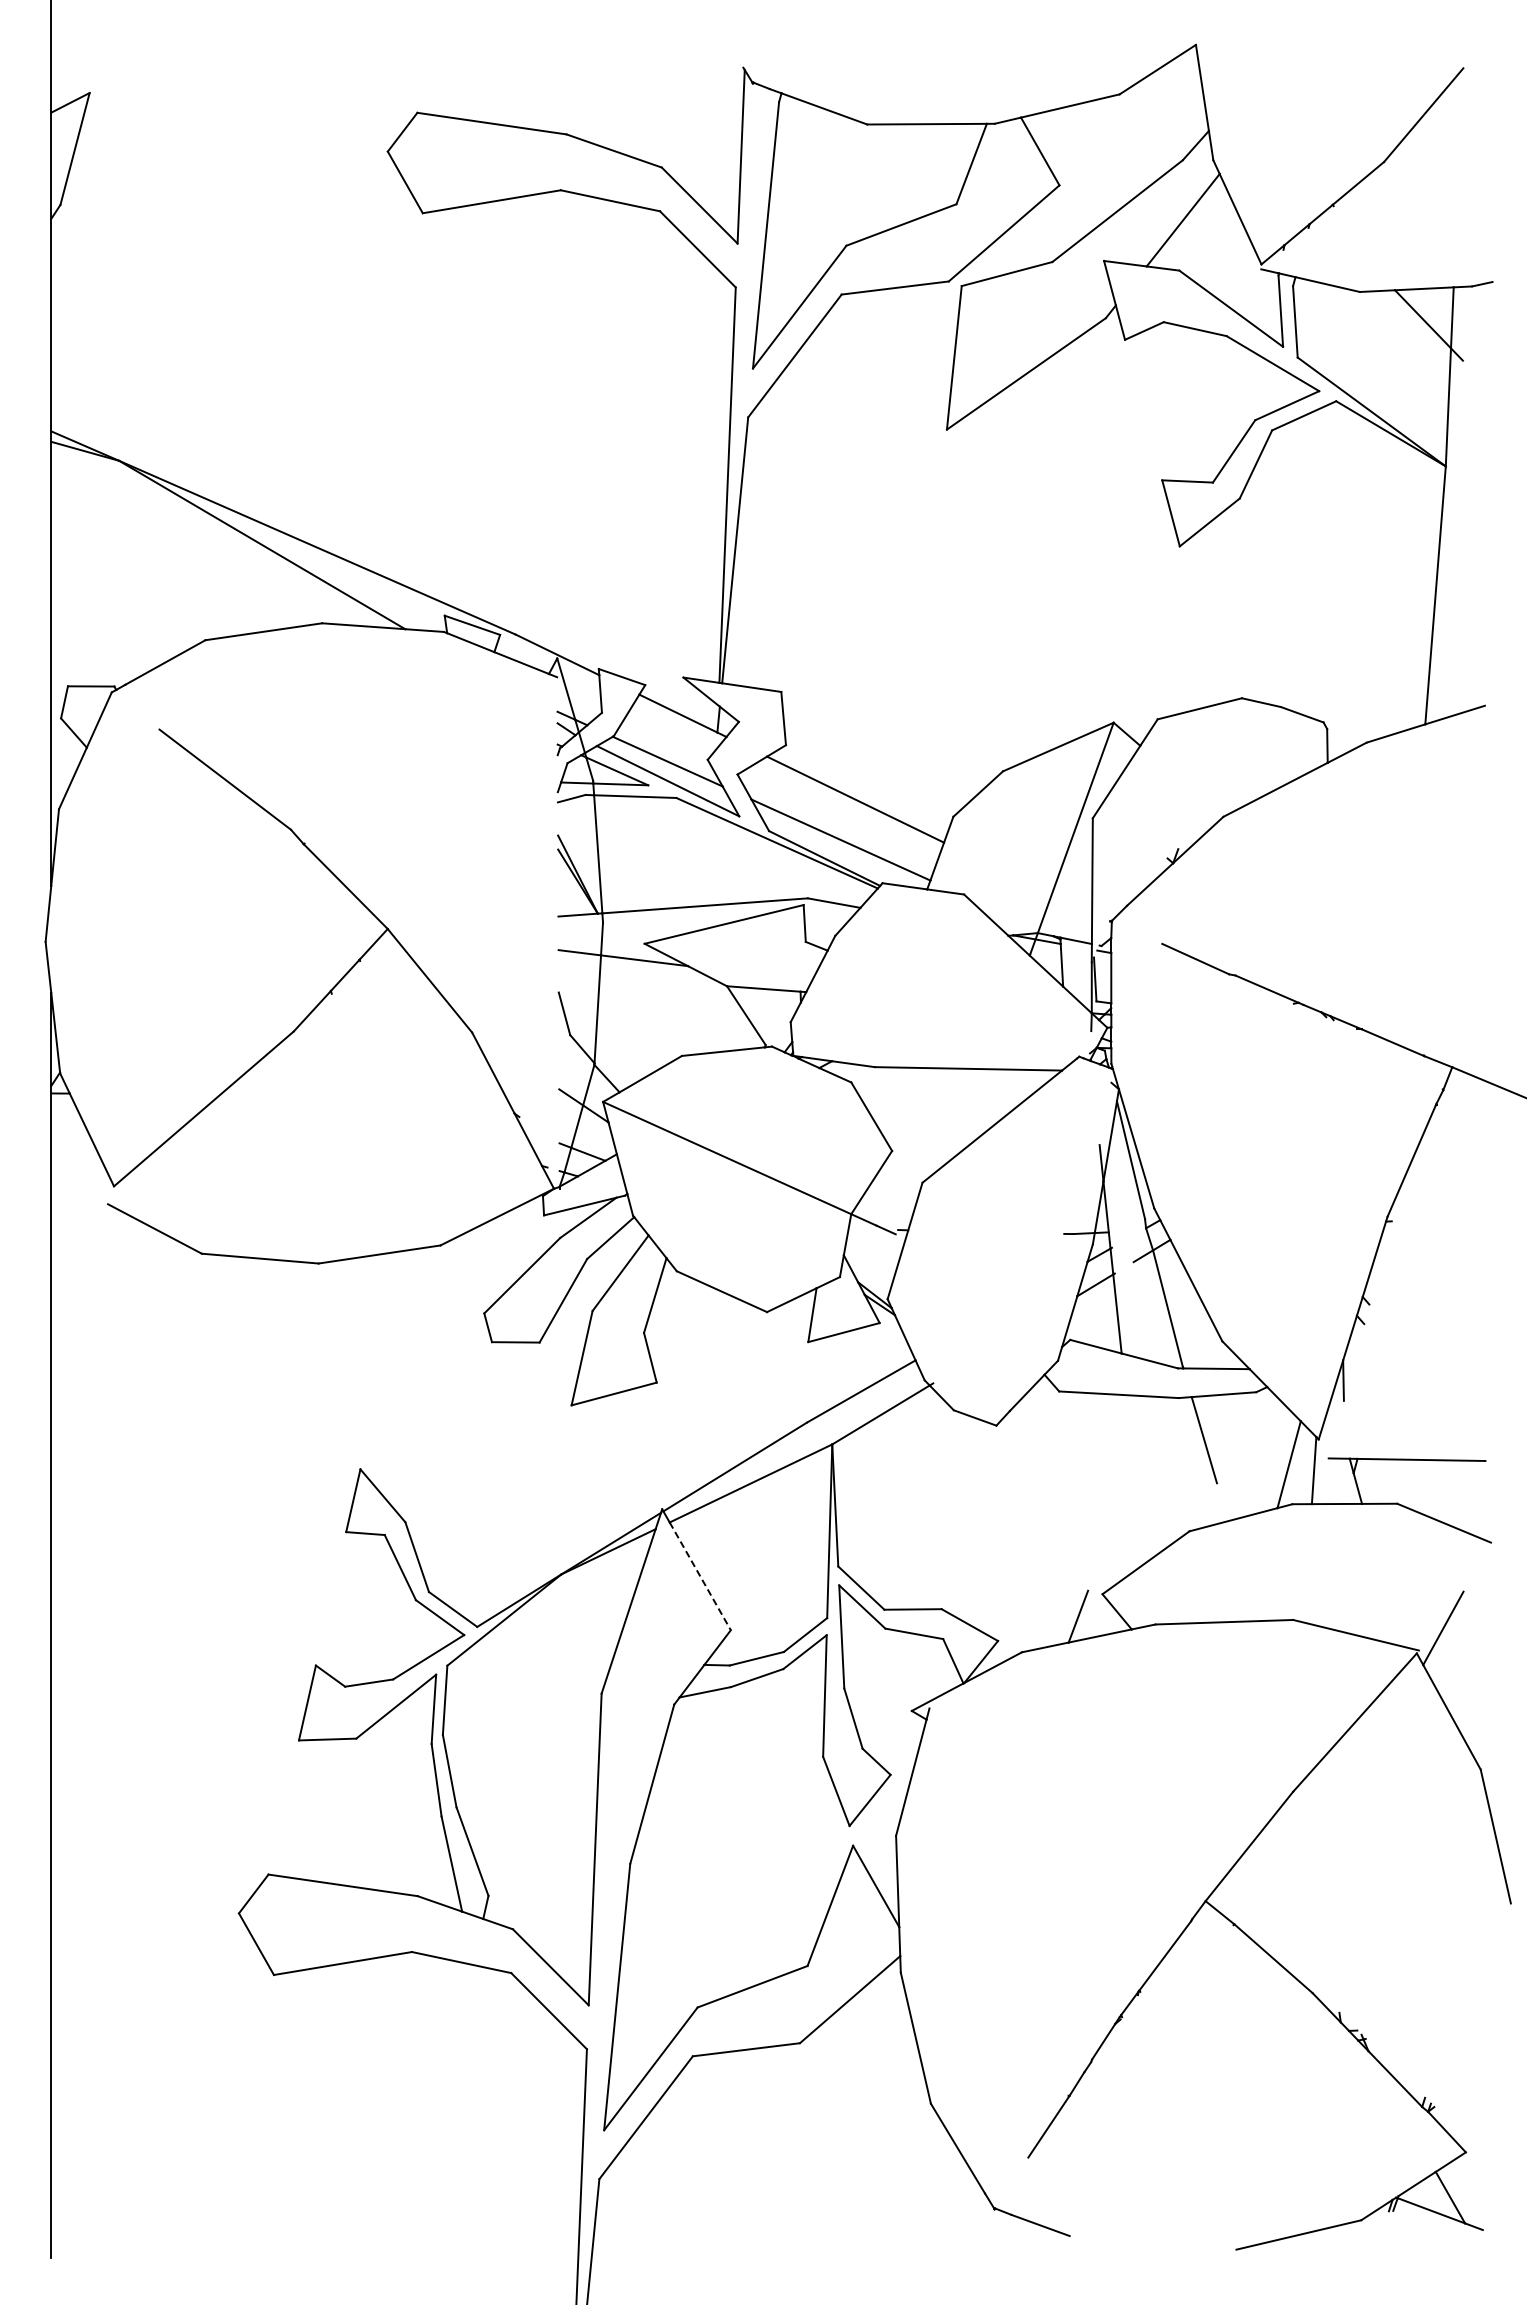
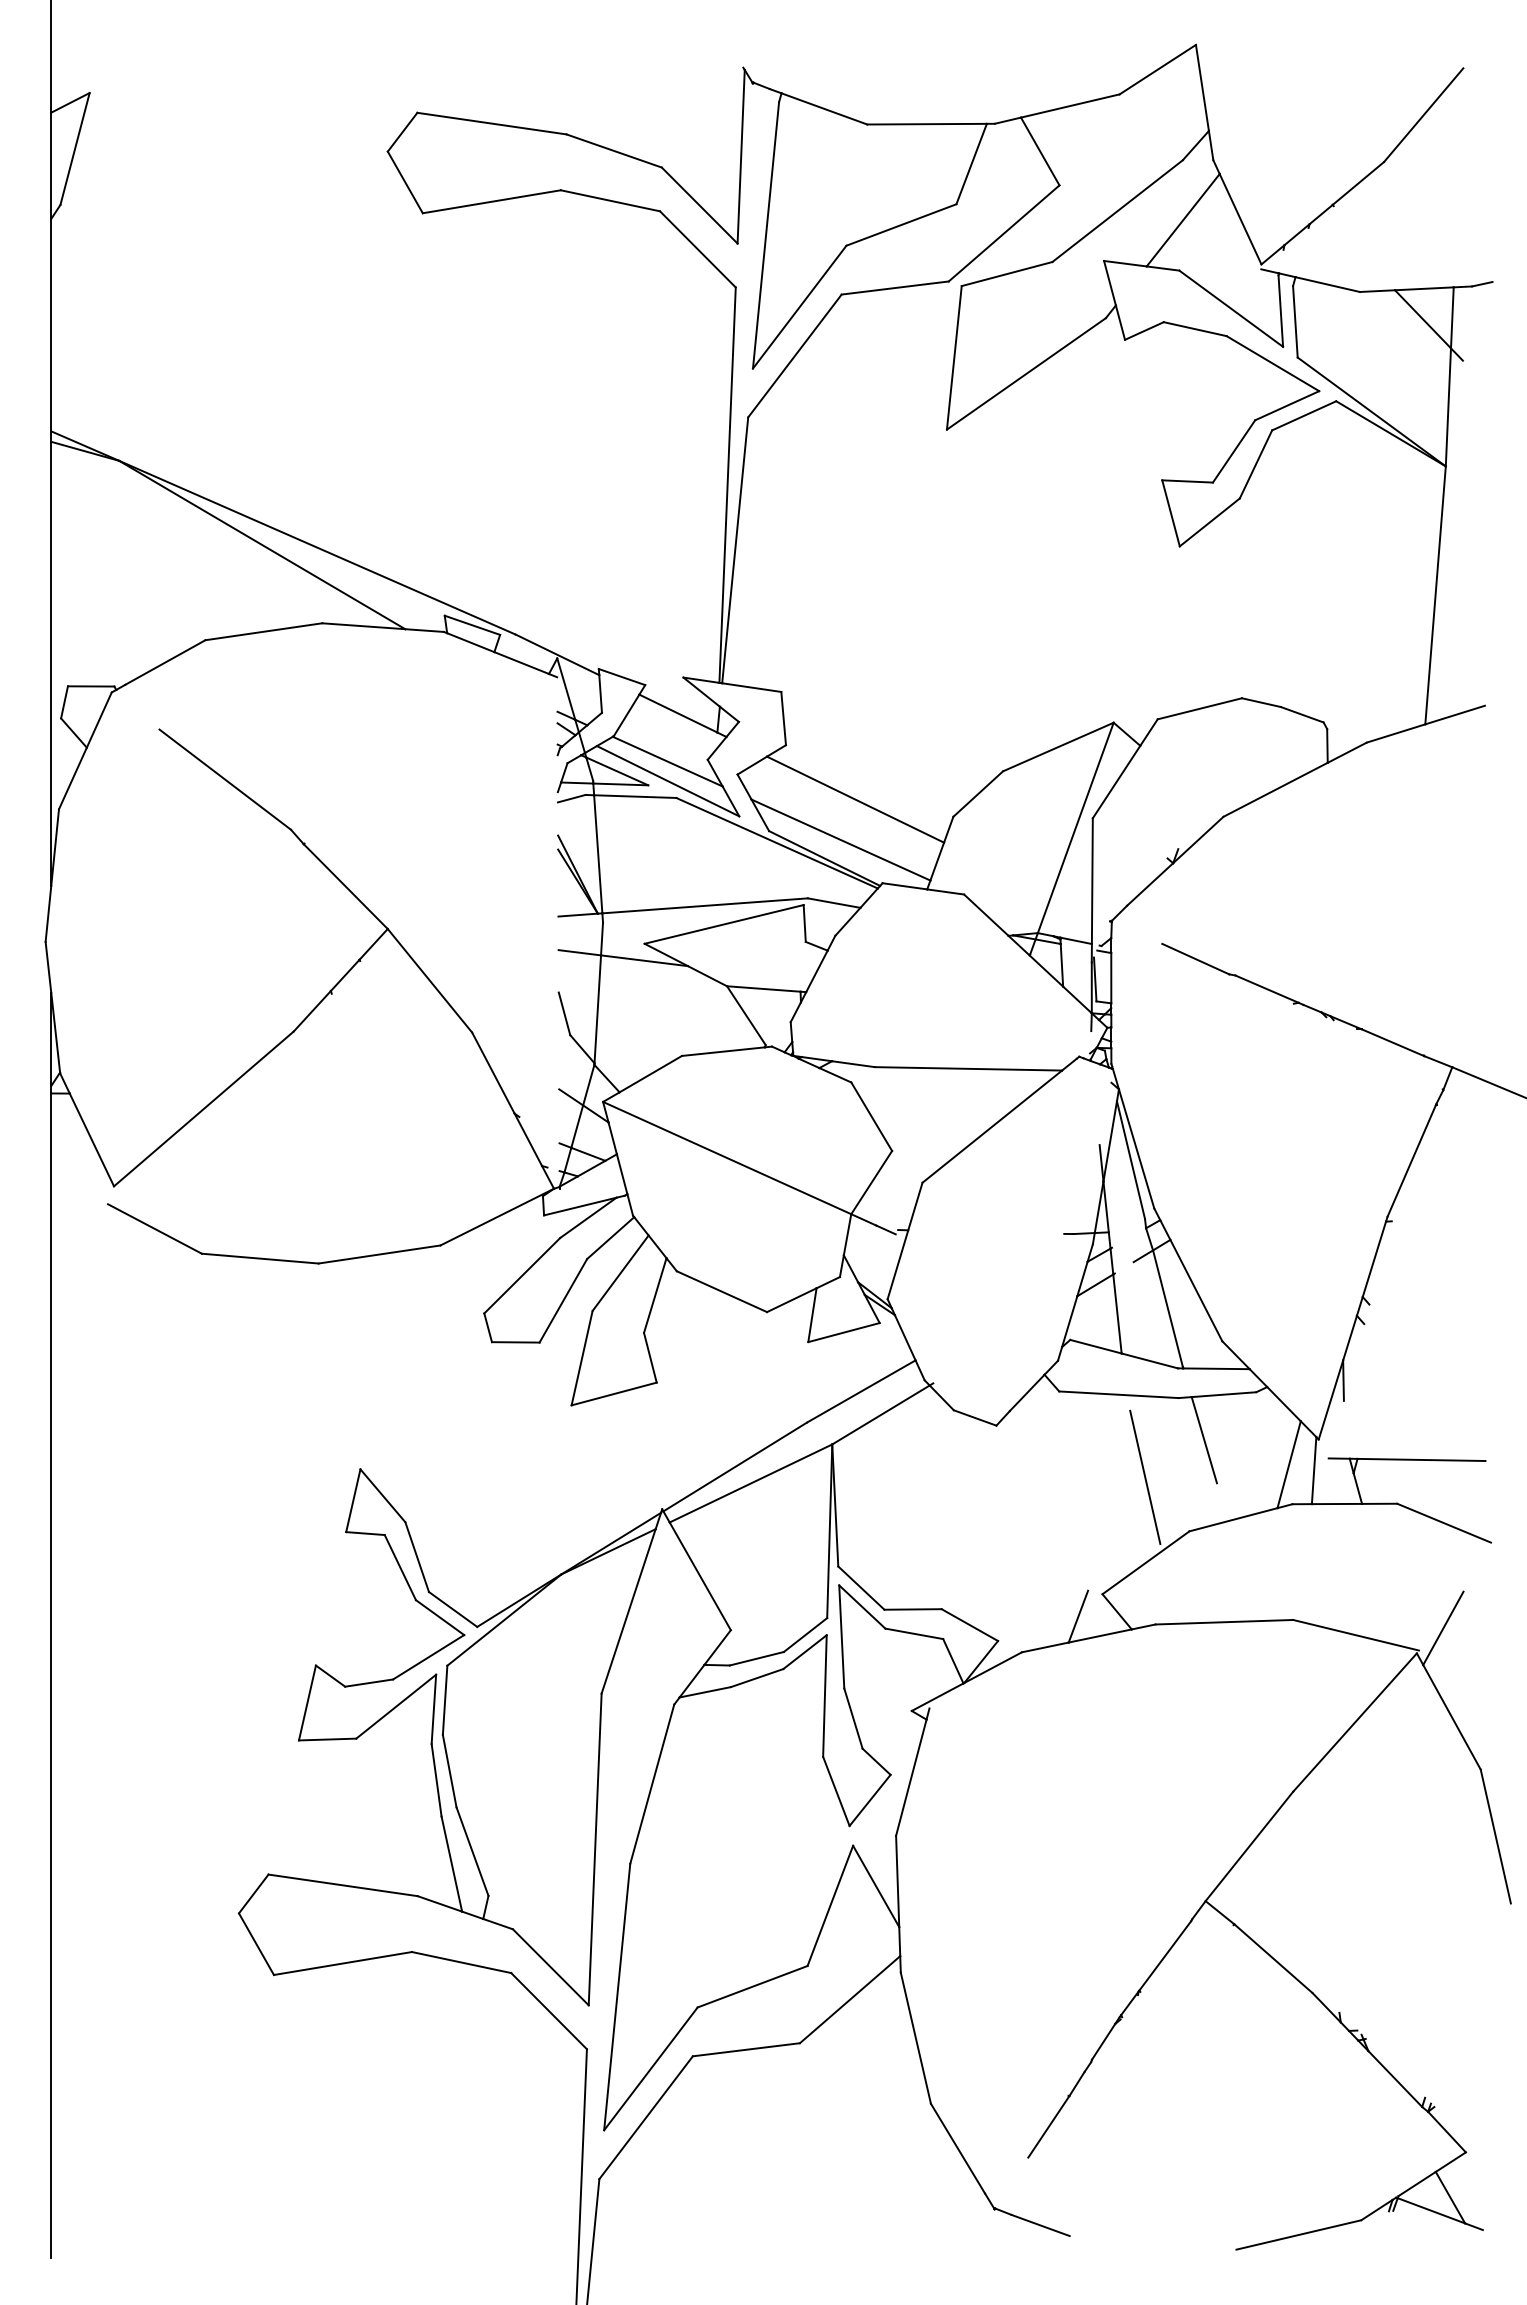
line: none -> present (1145, 1477)
line: dashed -> solid (700, 1576)
